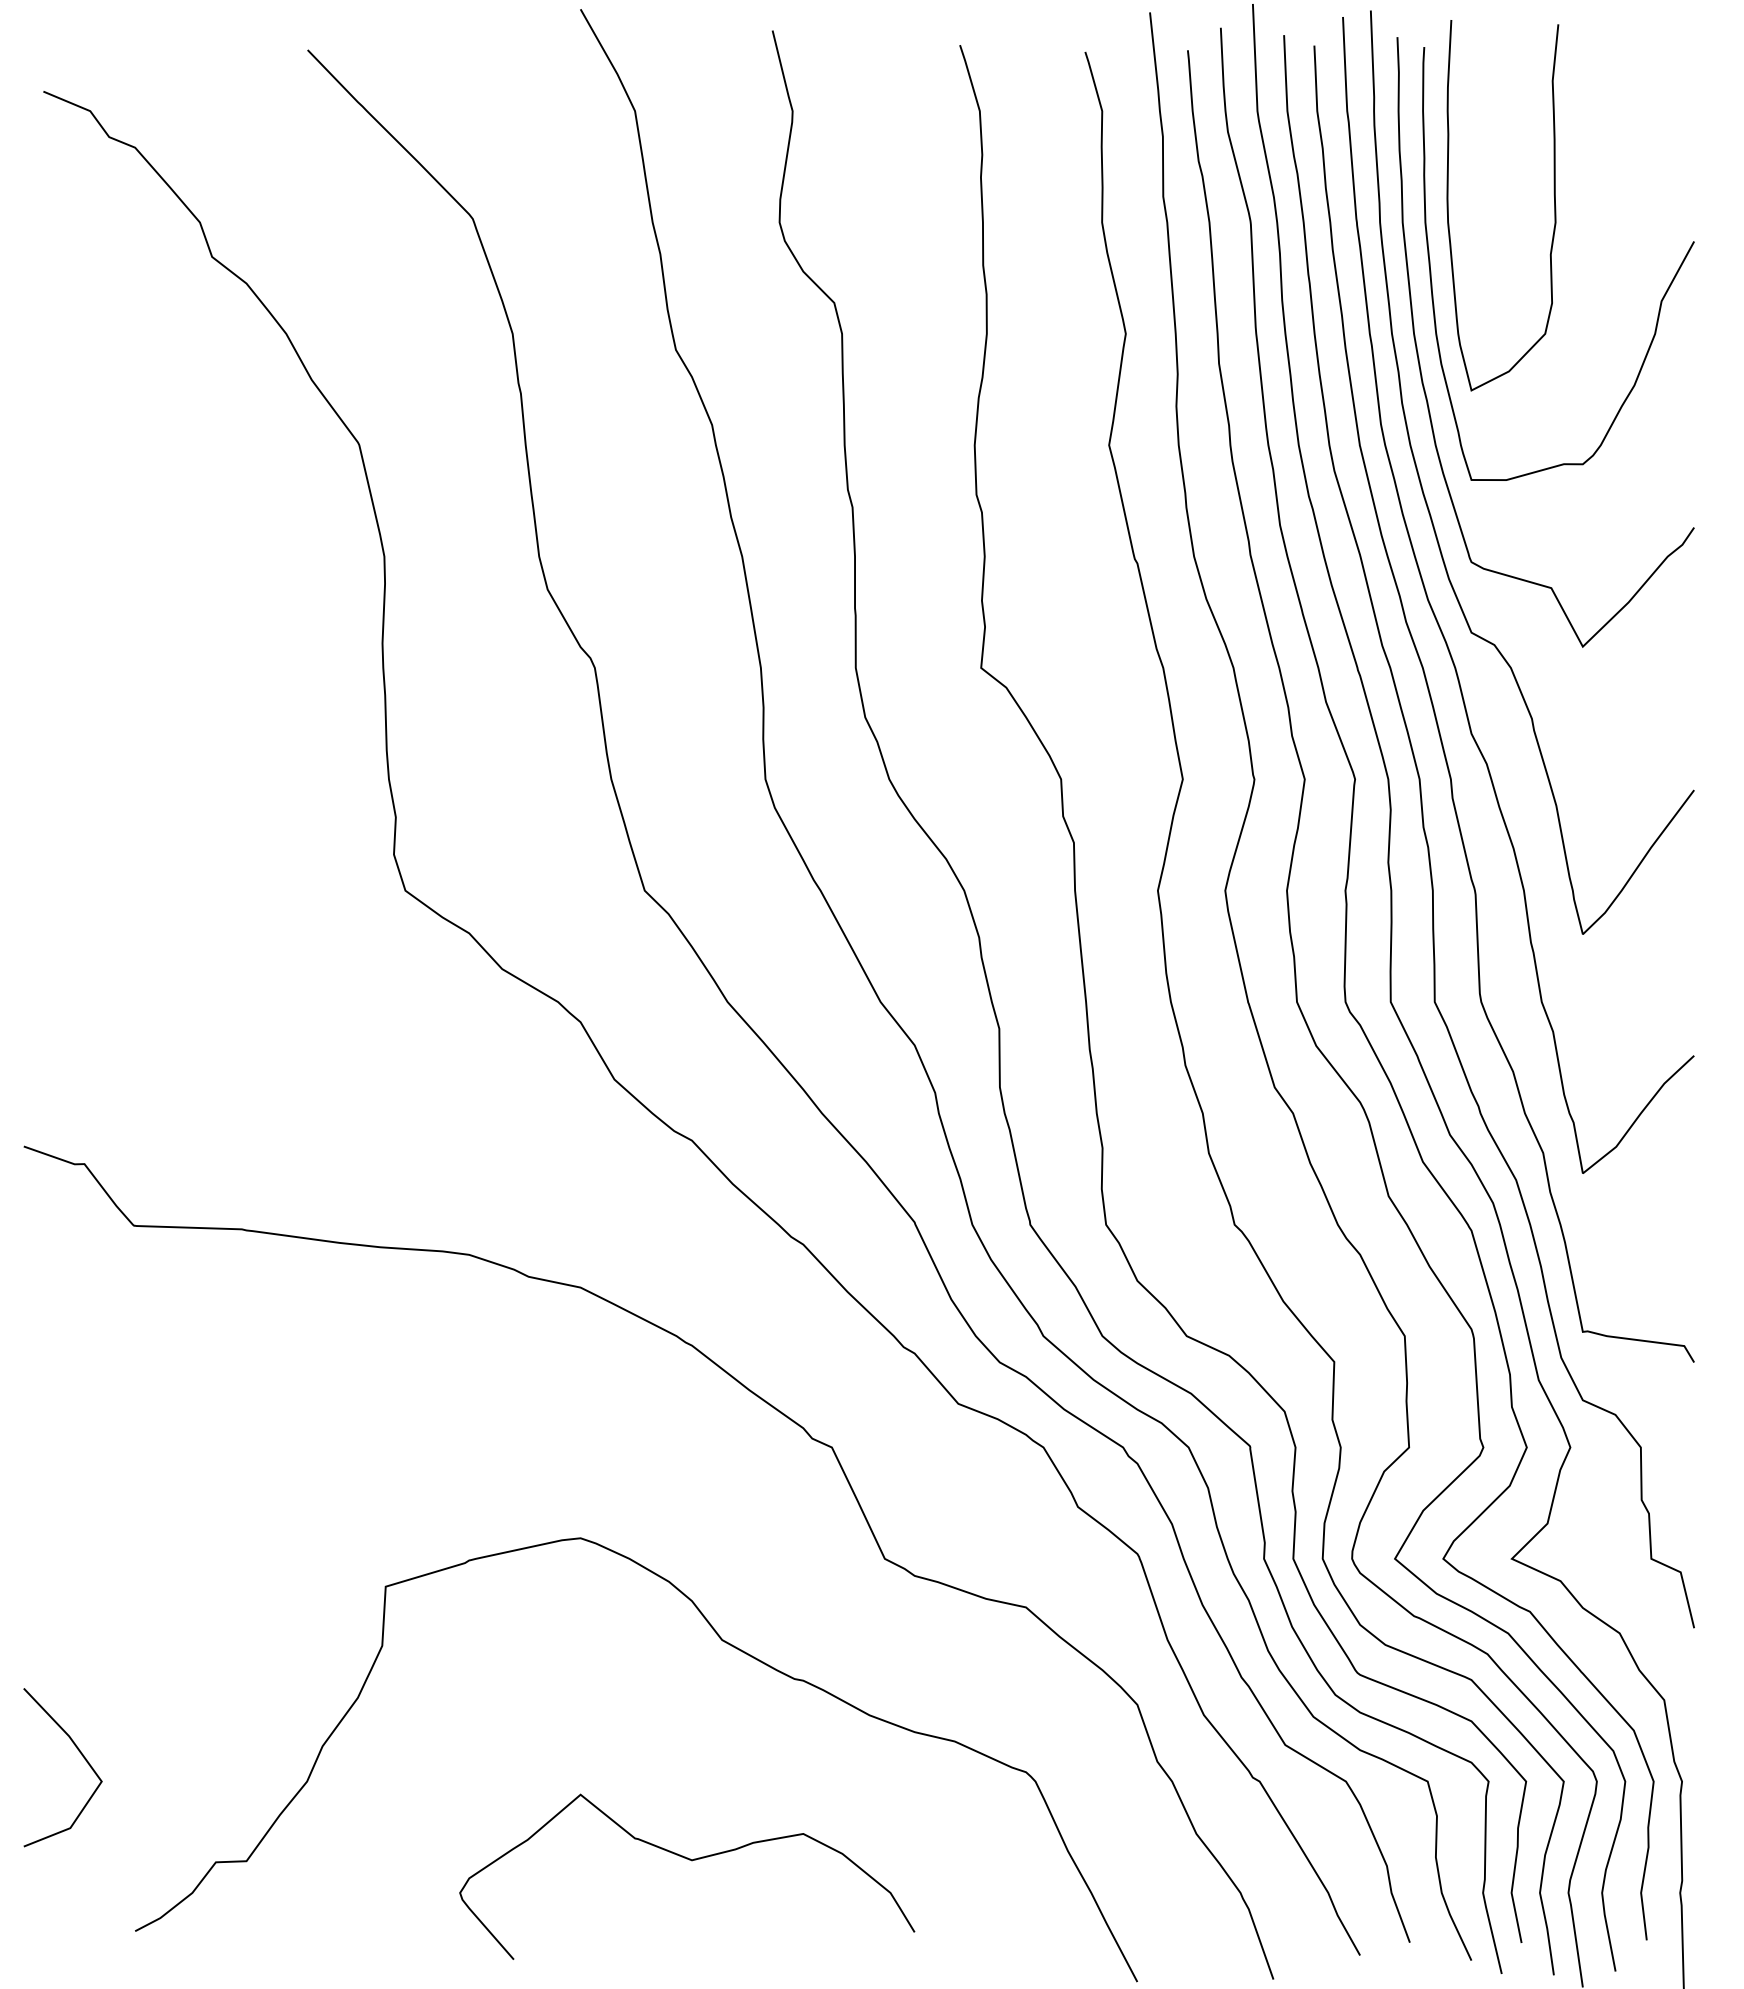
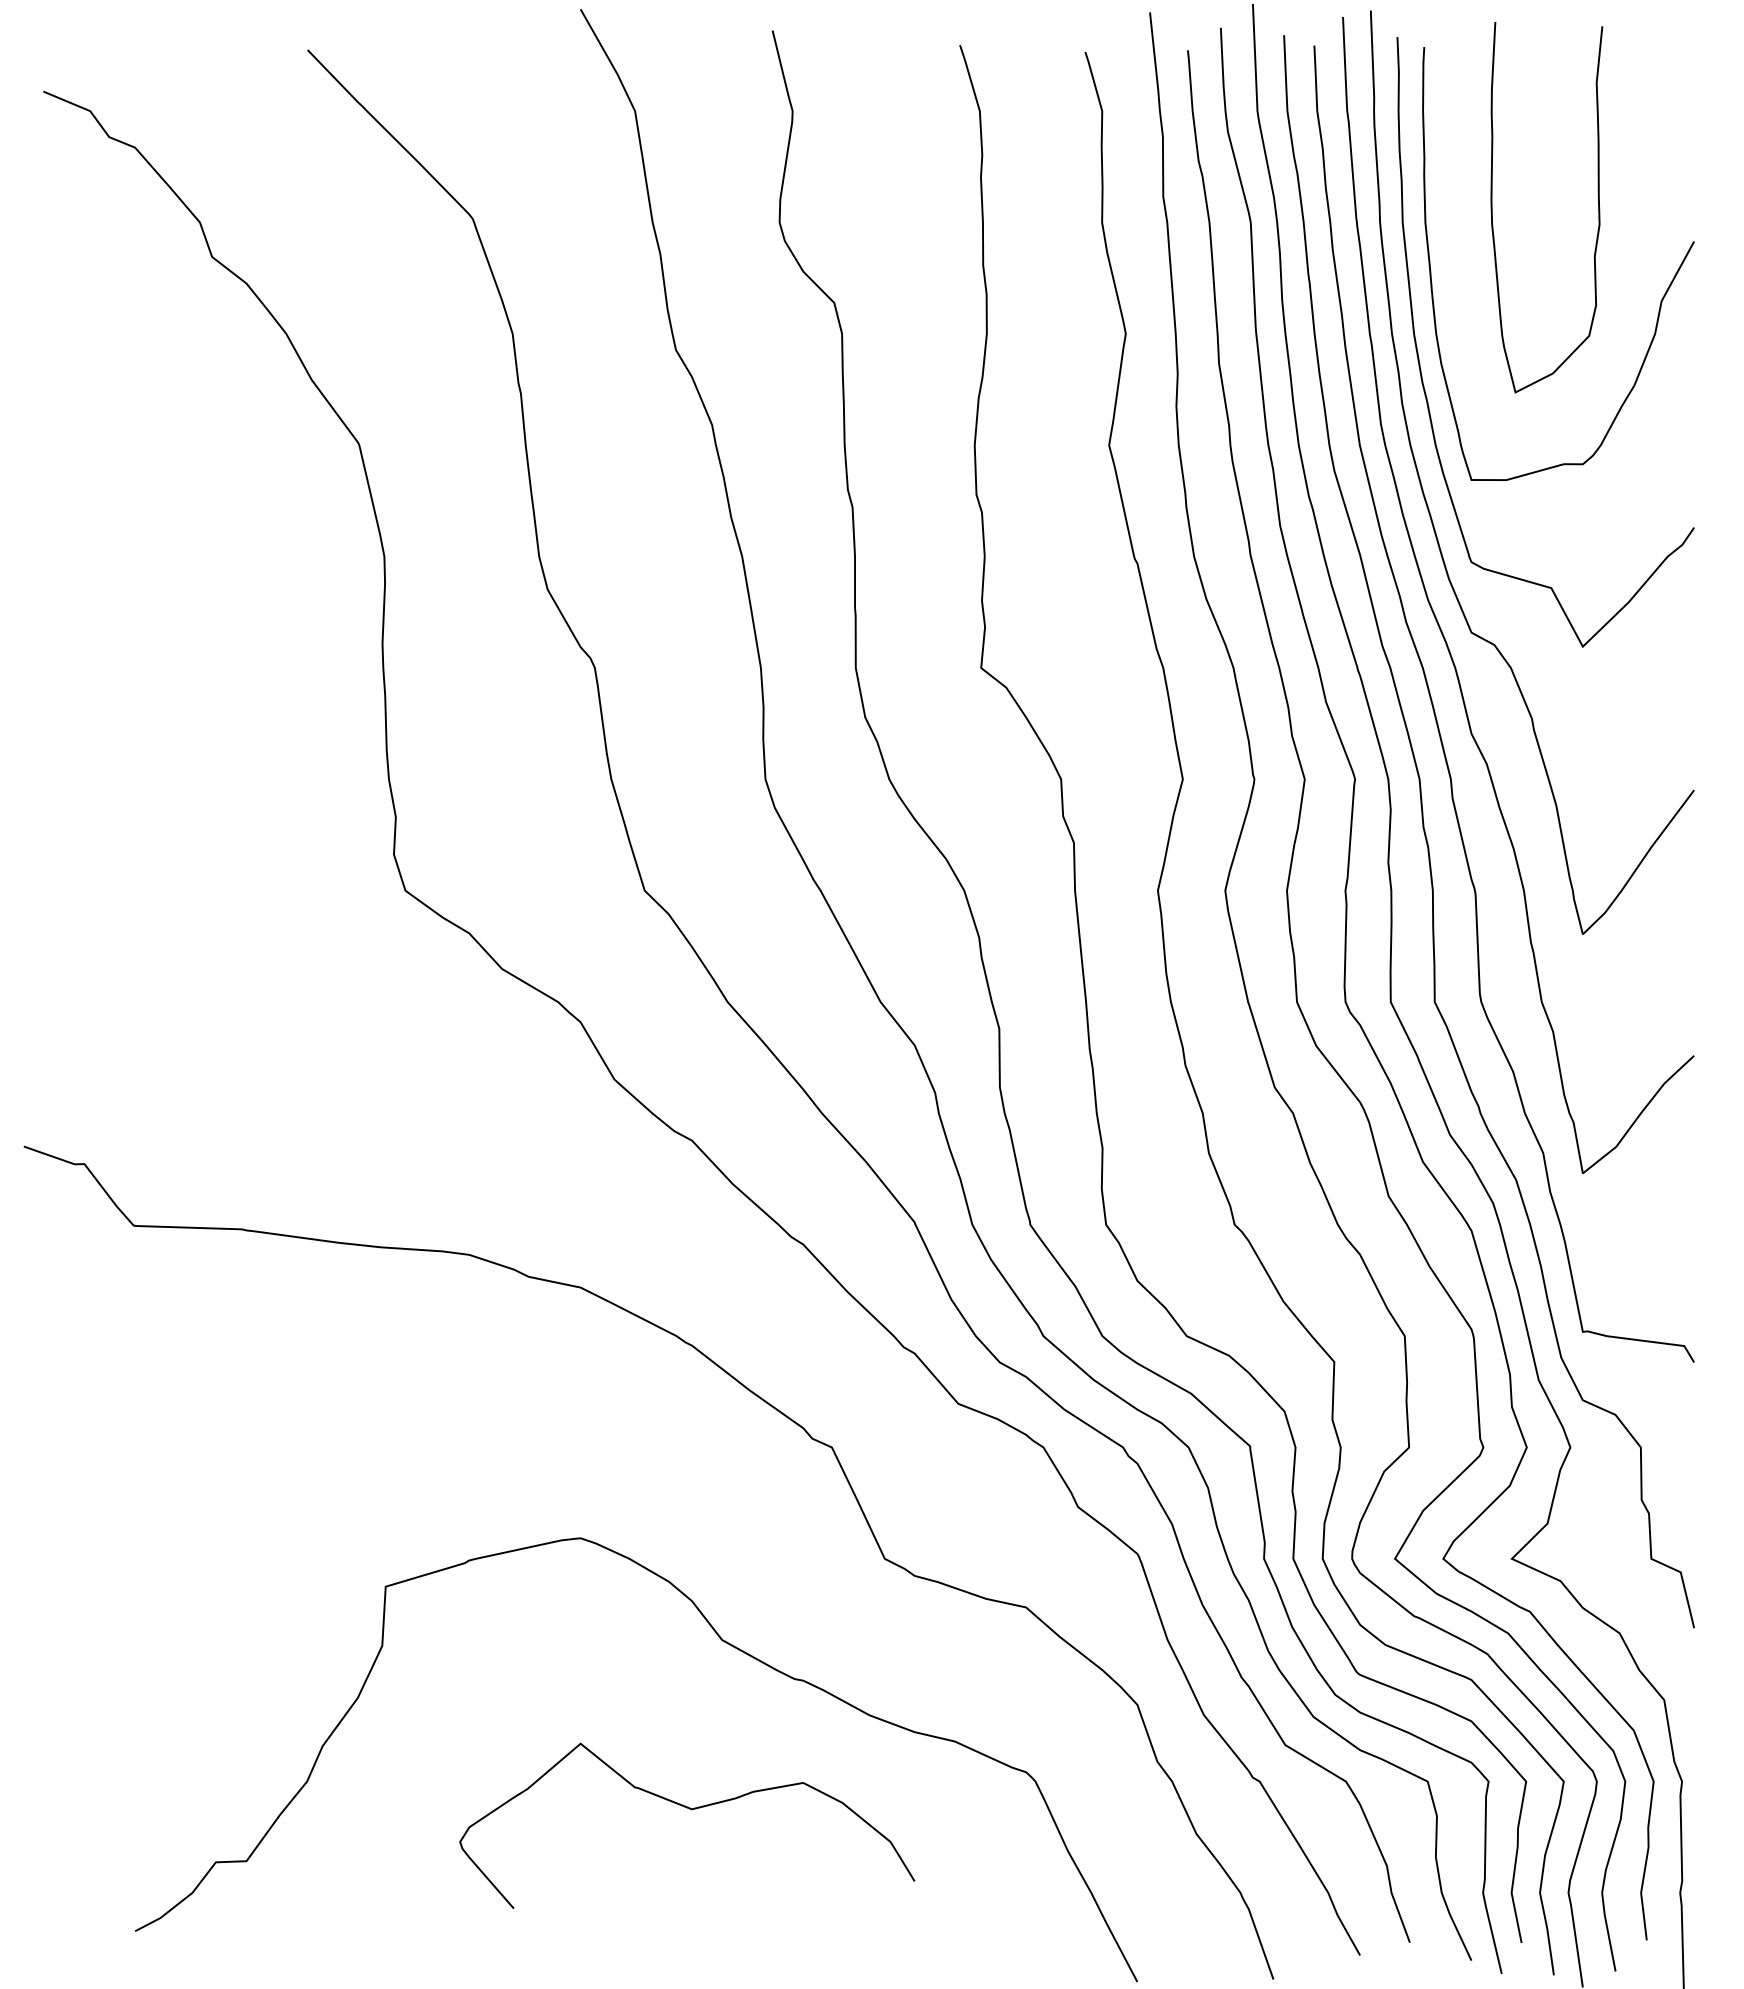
curve position: (1554, 205) -> (1598, 207) (1598, 207)
line: present -> none (81, 1755)
curve position: (691, 1861) -> (691, 1810) (691, 1810)
